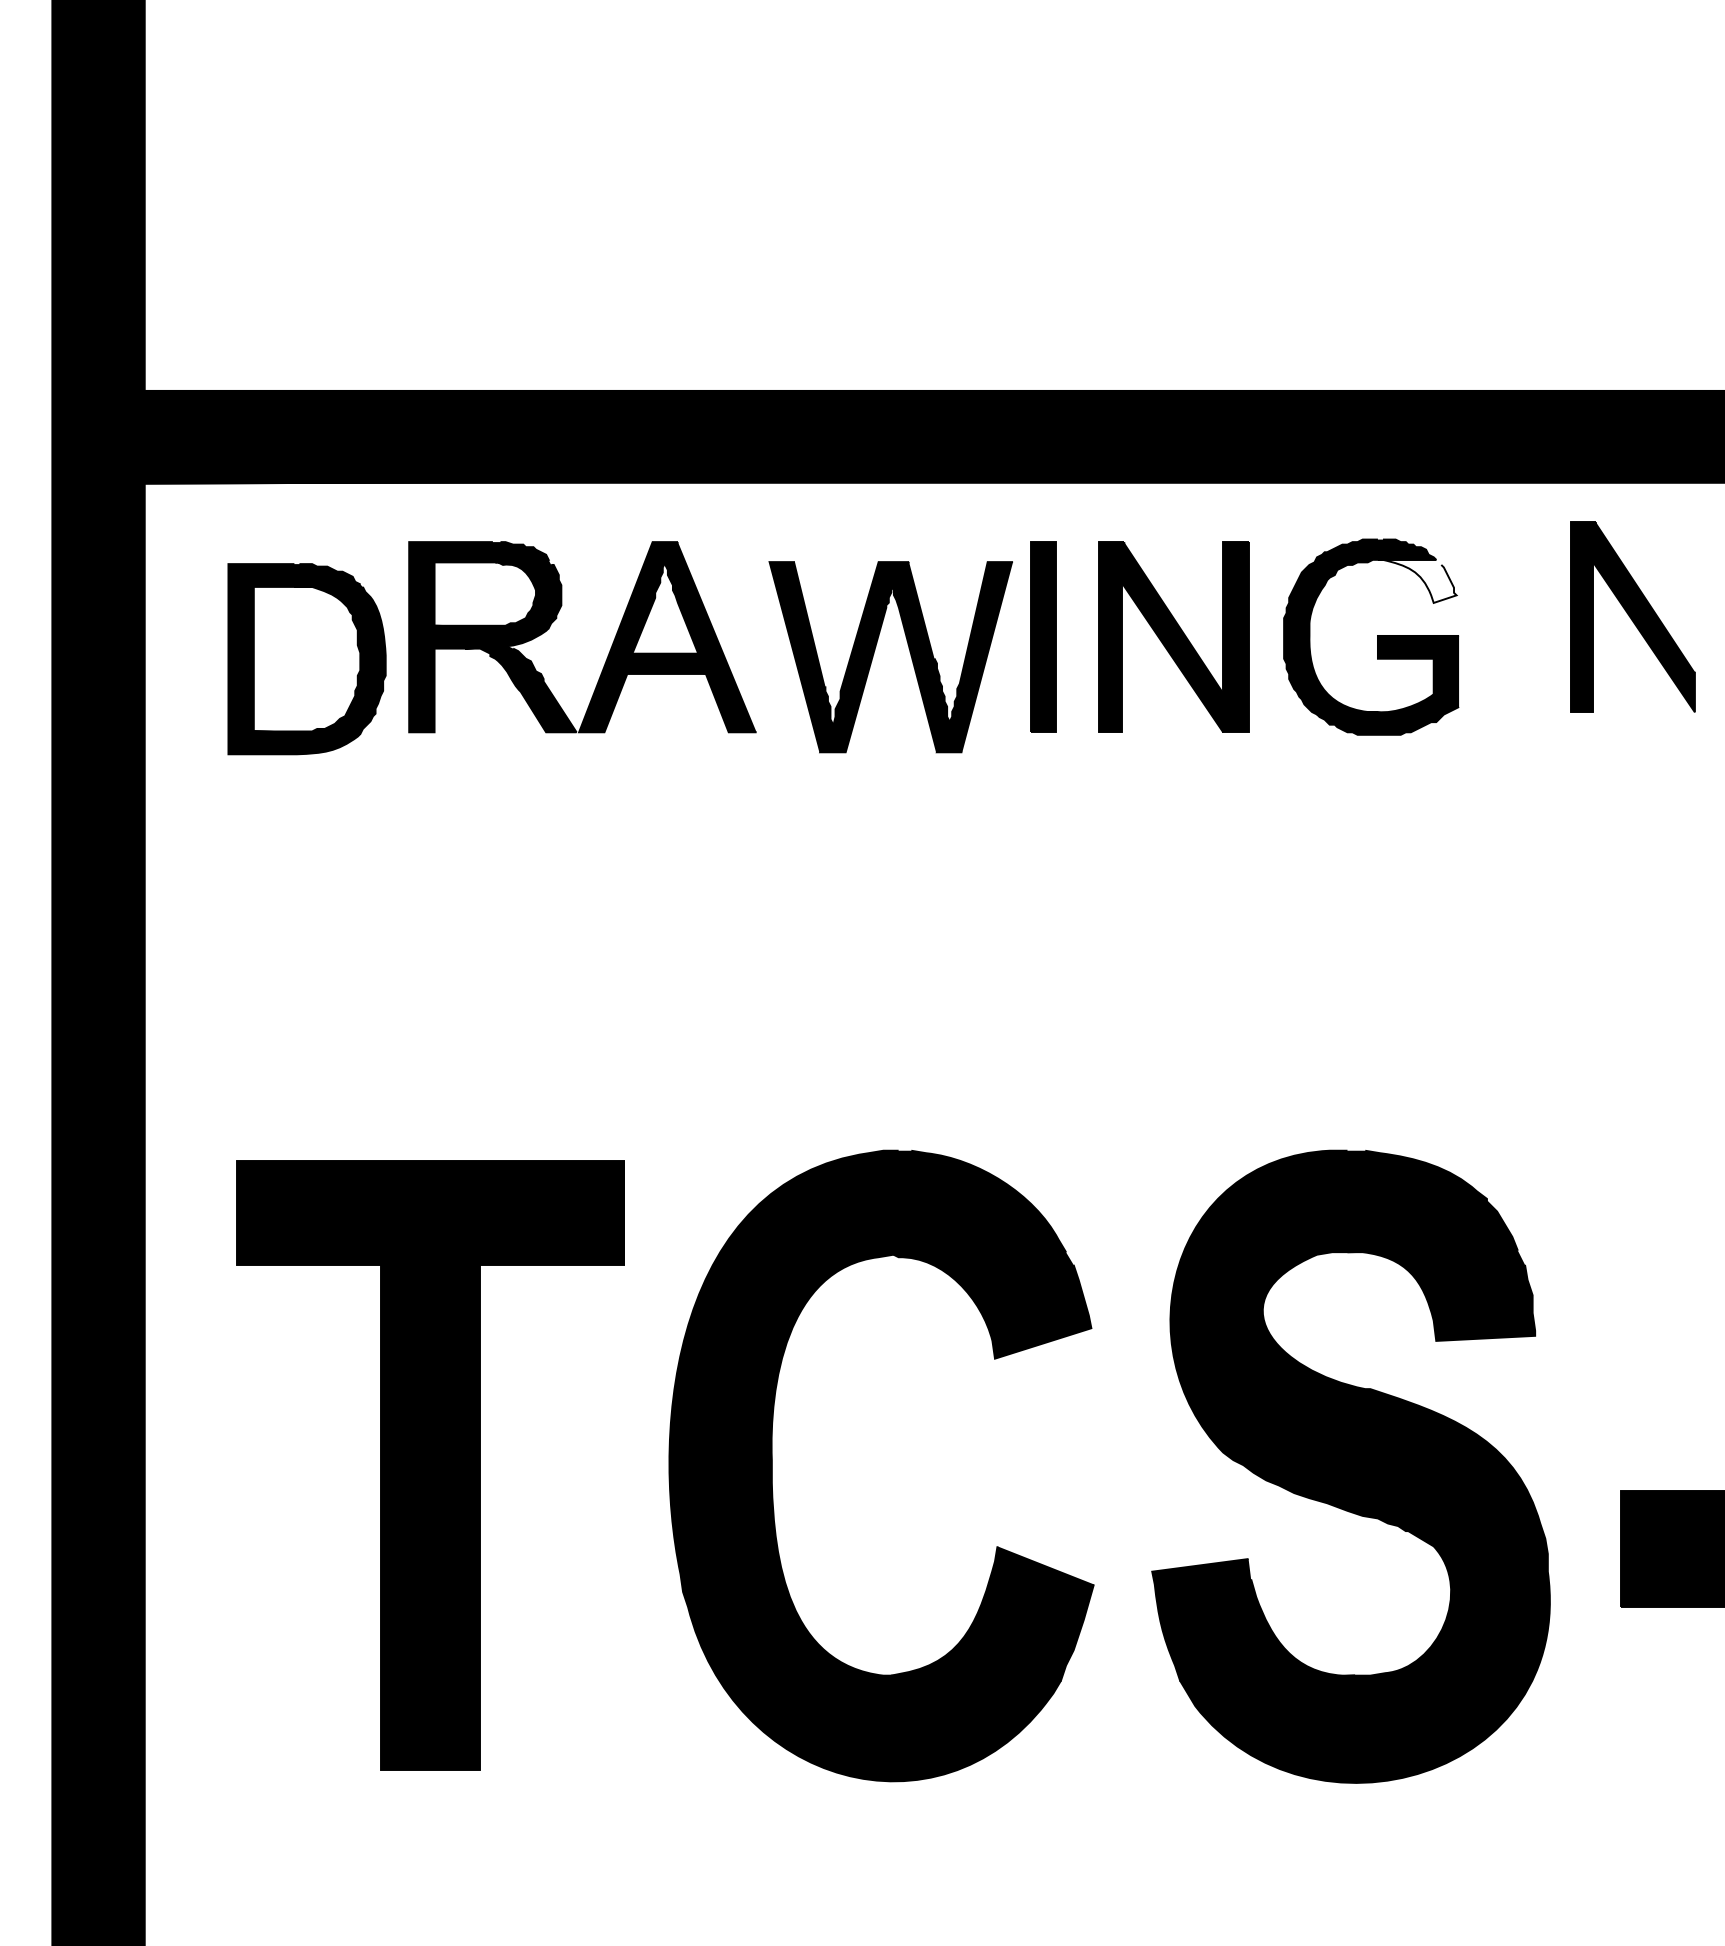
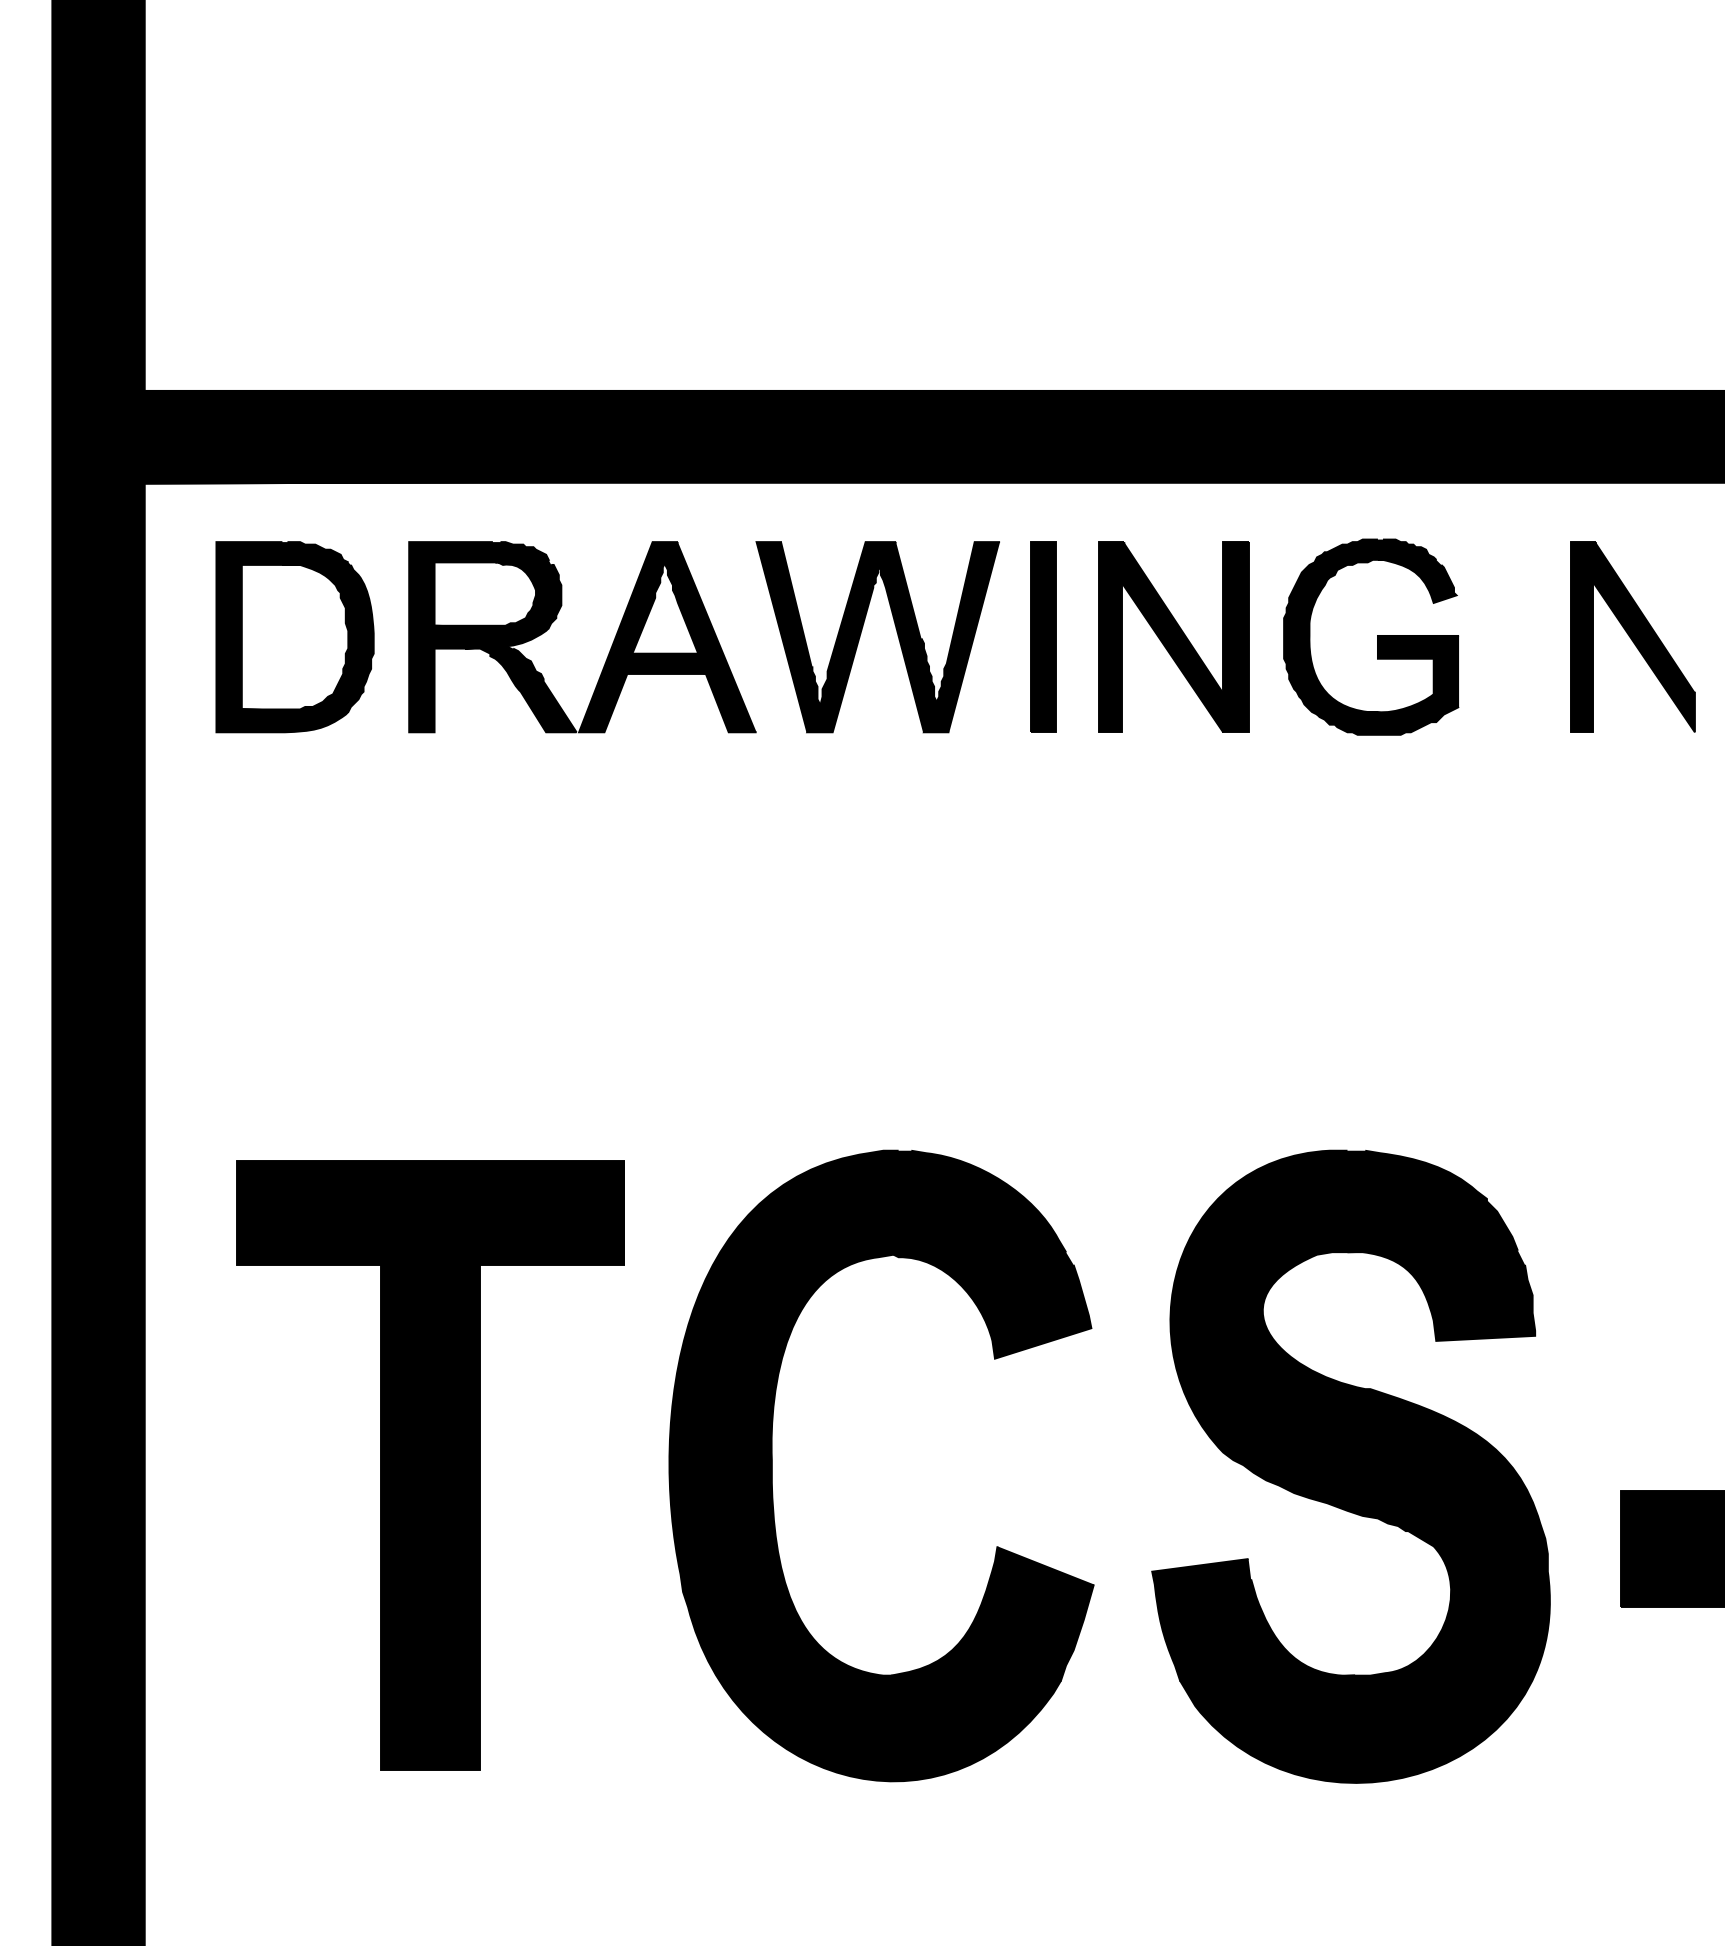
fill: none -> present (1416, 580)
part position: (1632, 616) -> (1632, 636) (1632, 636)
part position: (874, 654) -> (861, 634) (861, 634)
part position: (306, 659) -> (294, 637) (294, 637)
